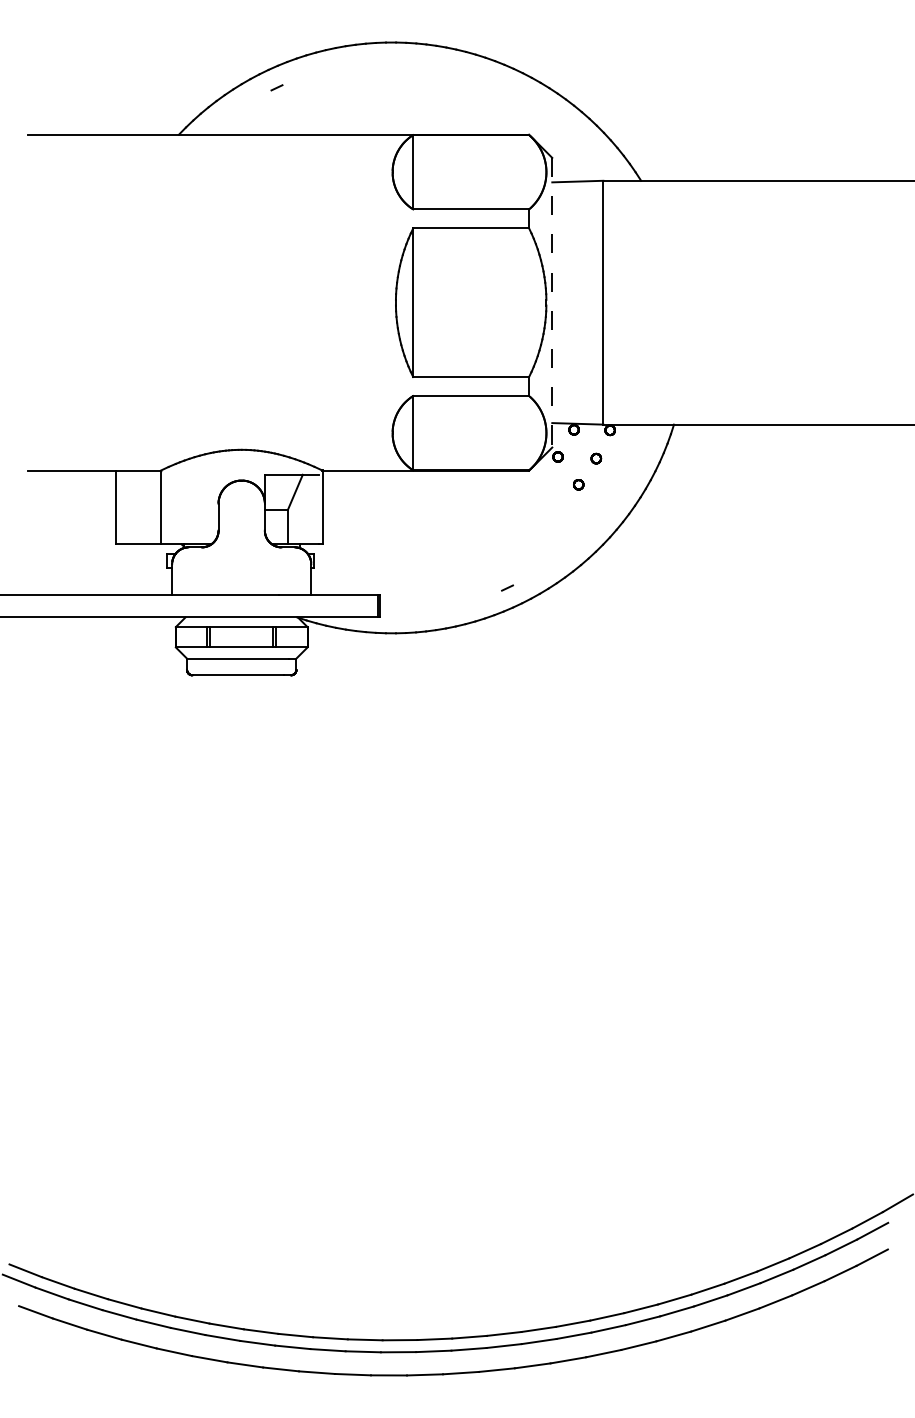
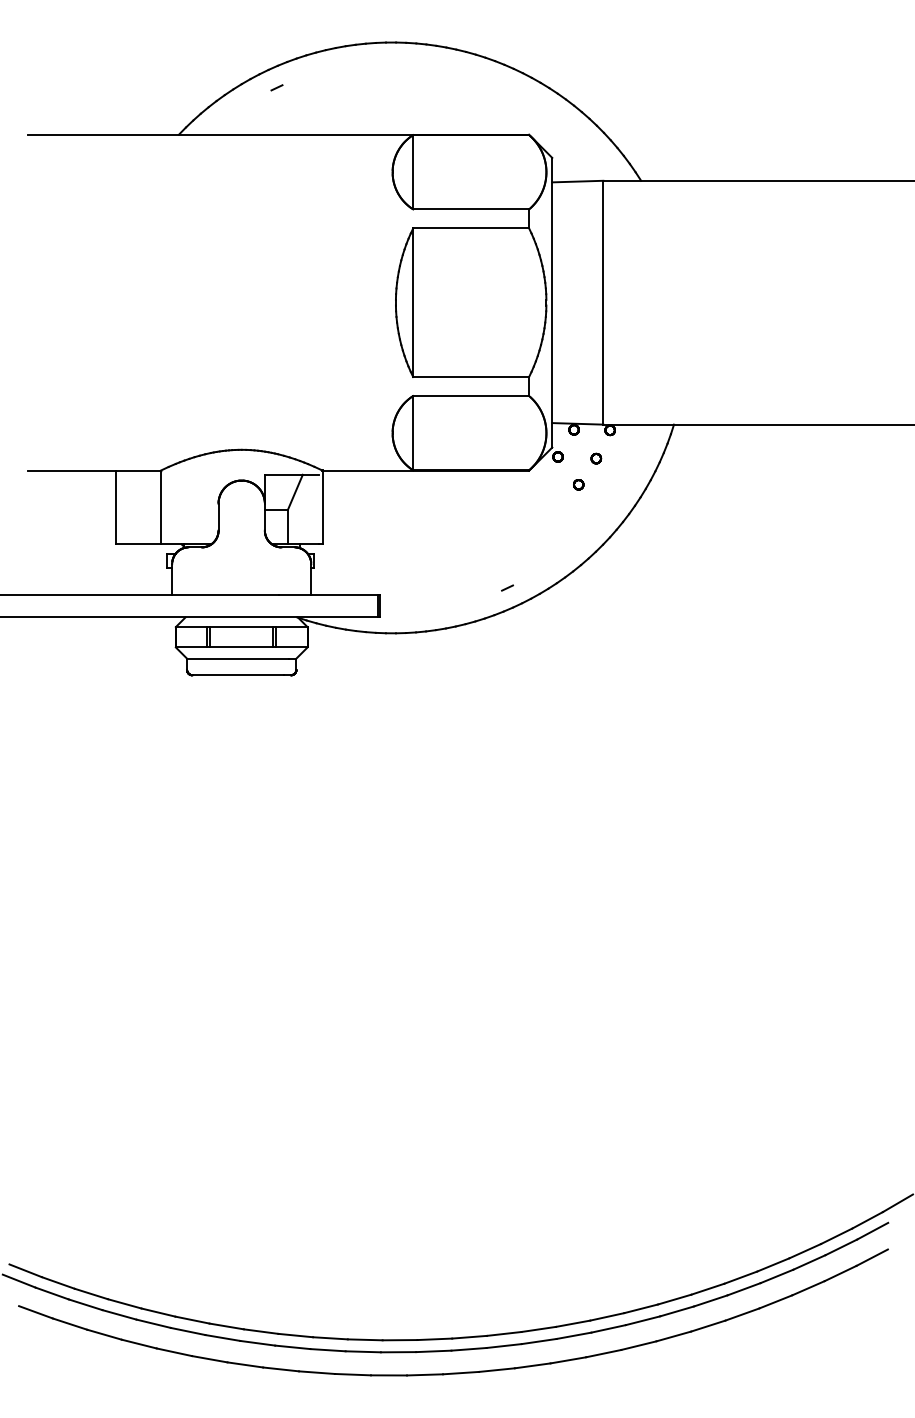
line: dashed -> solid (552, 302)
